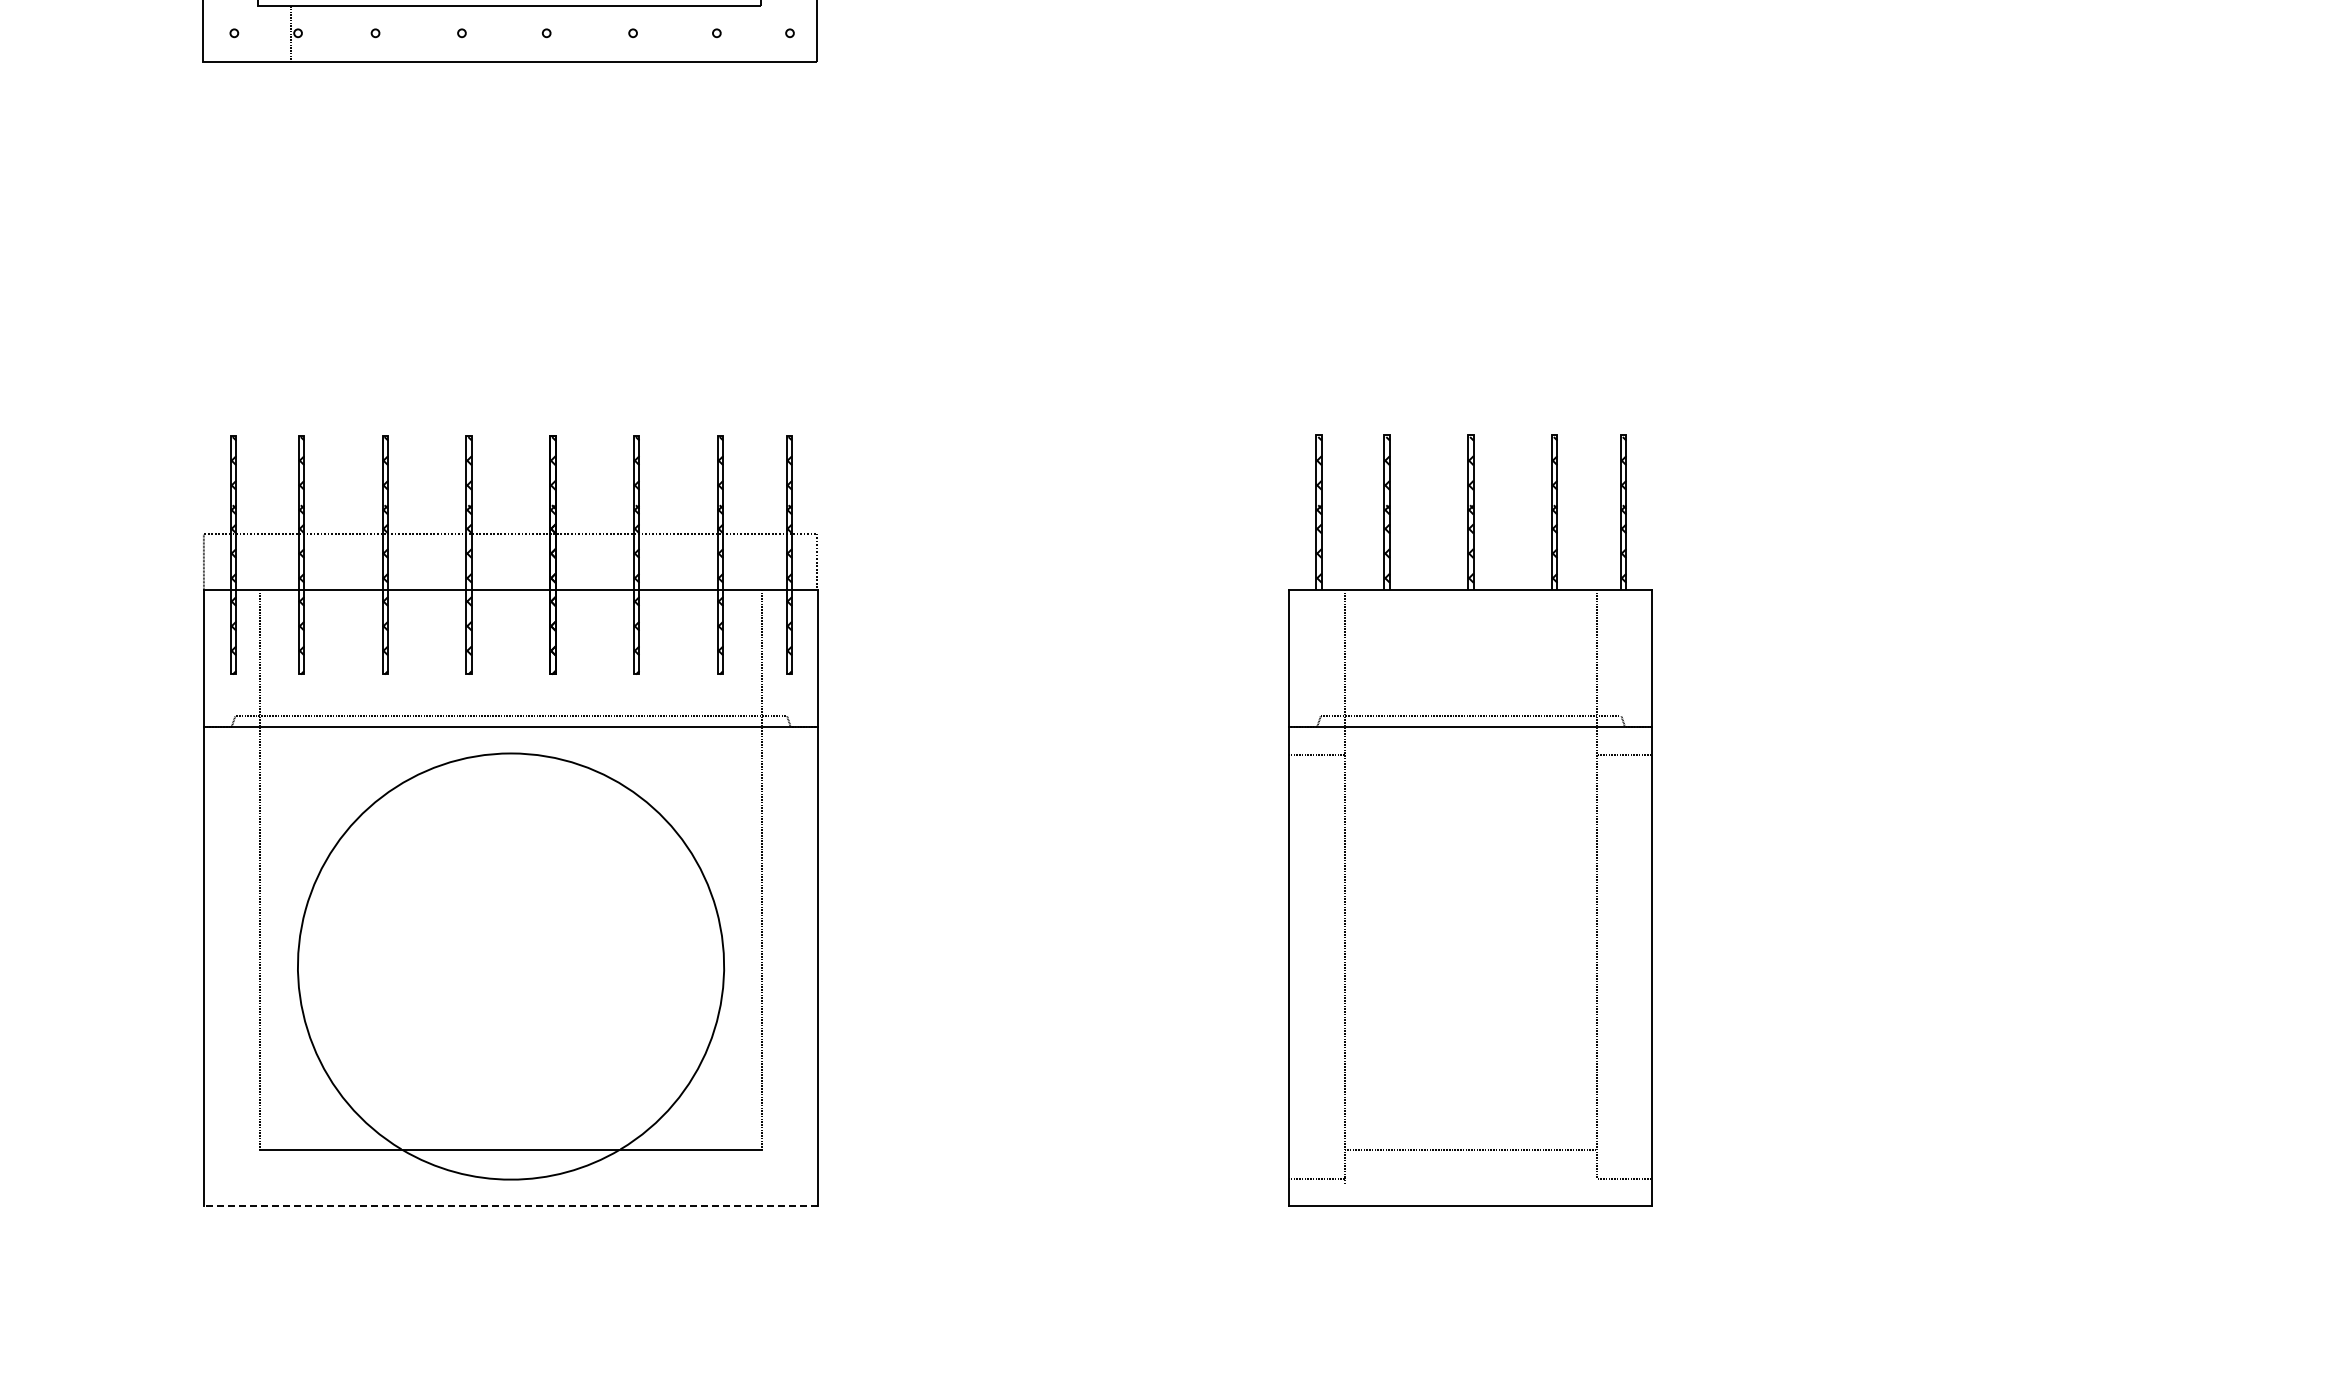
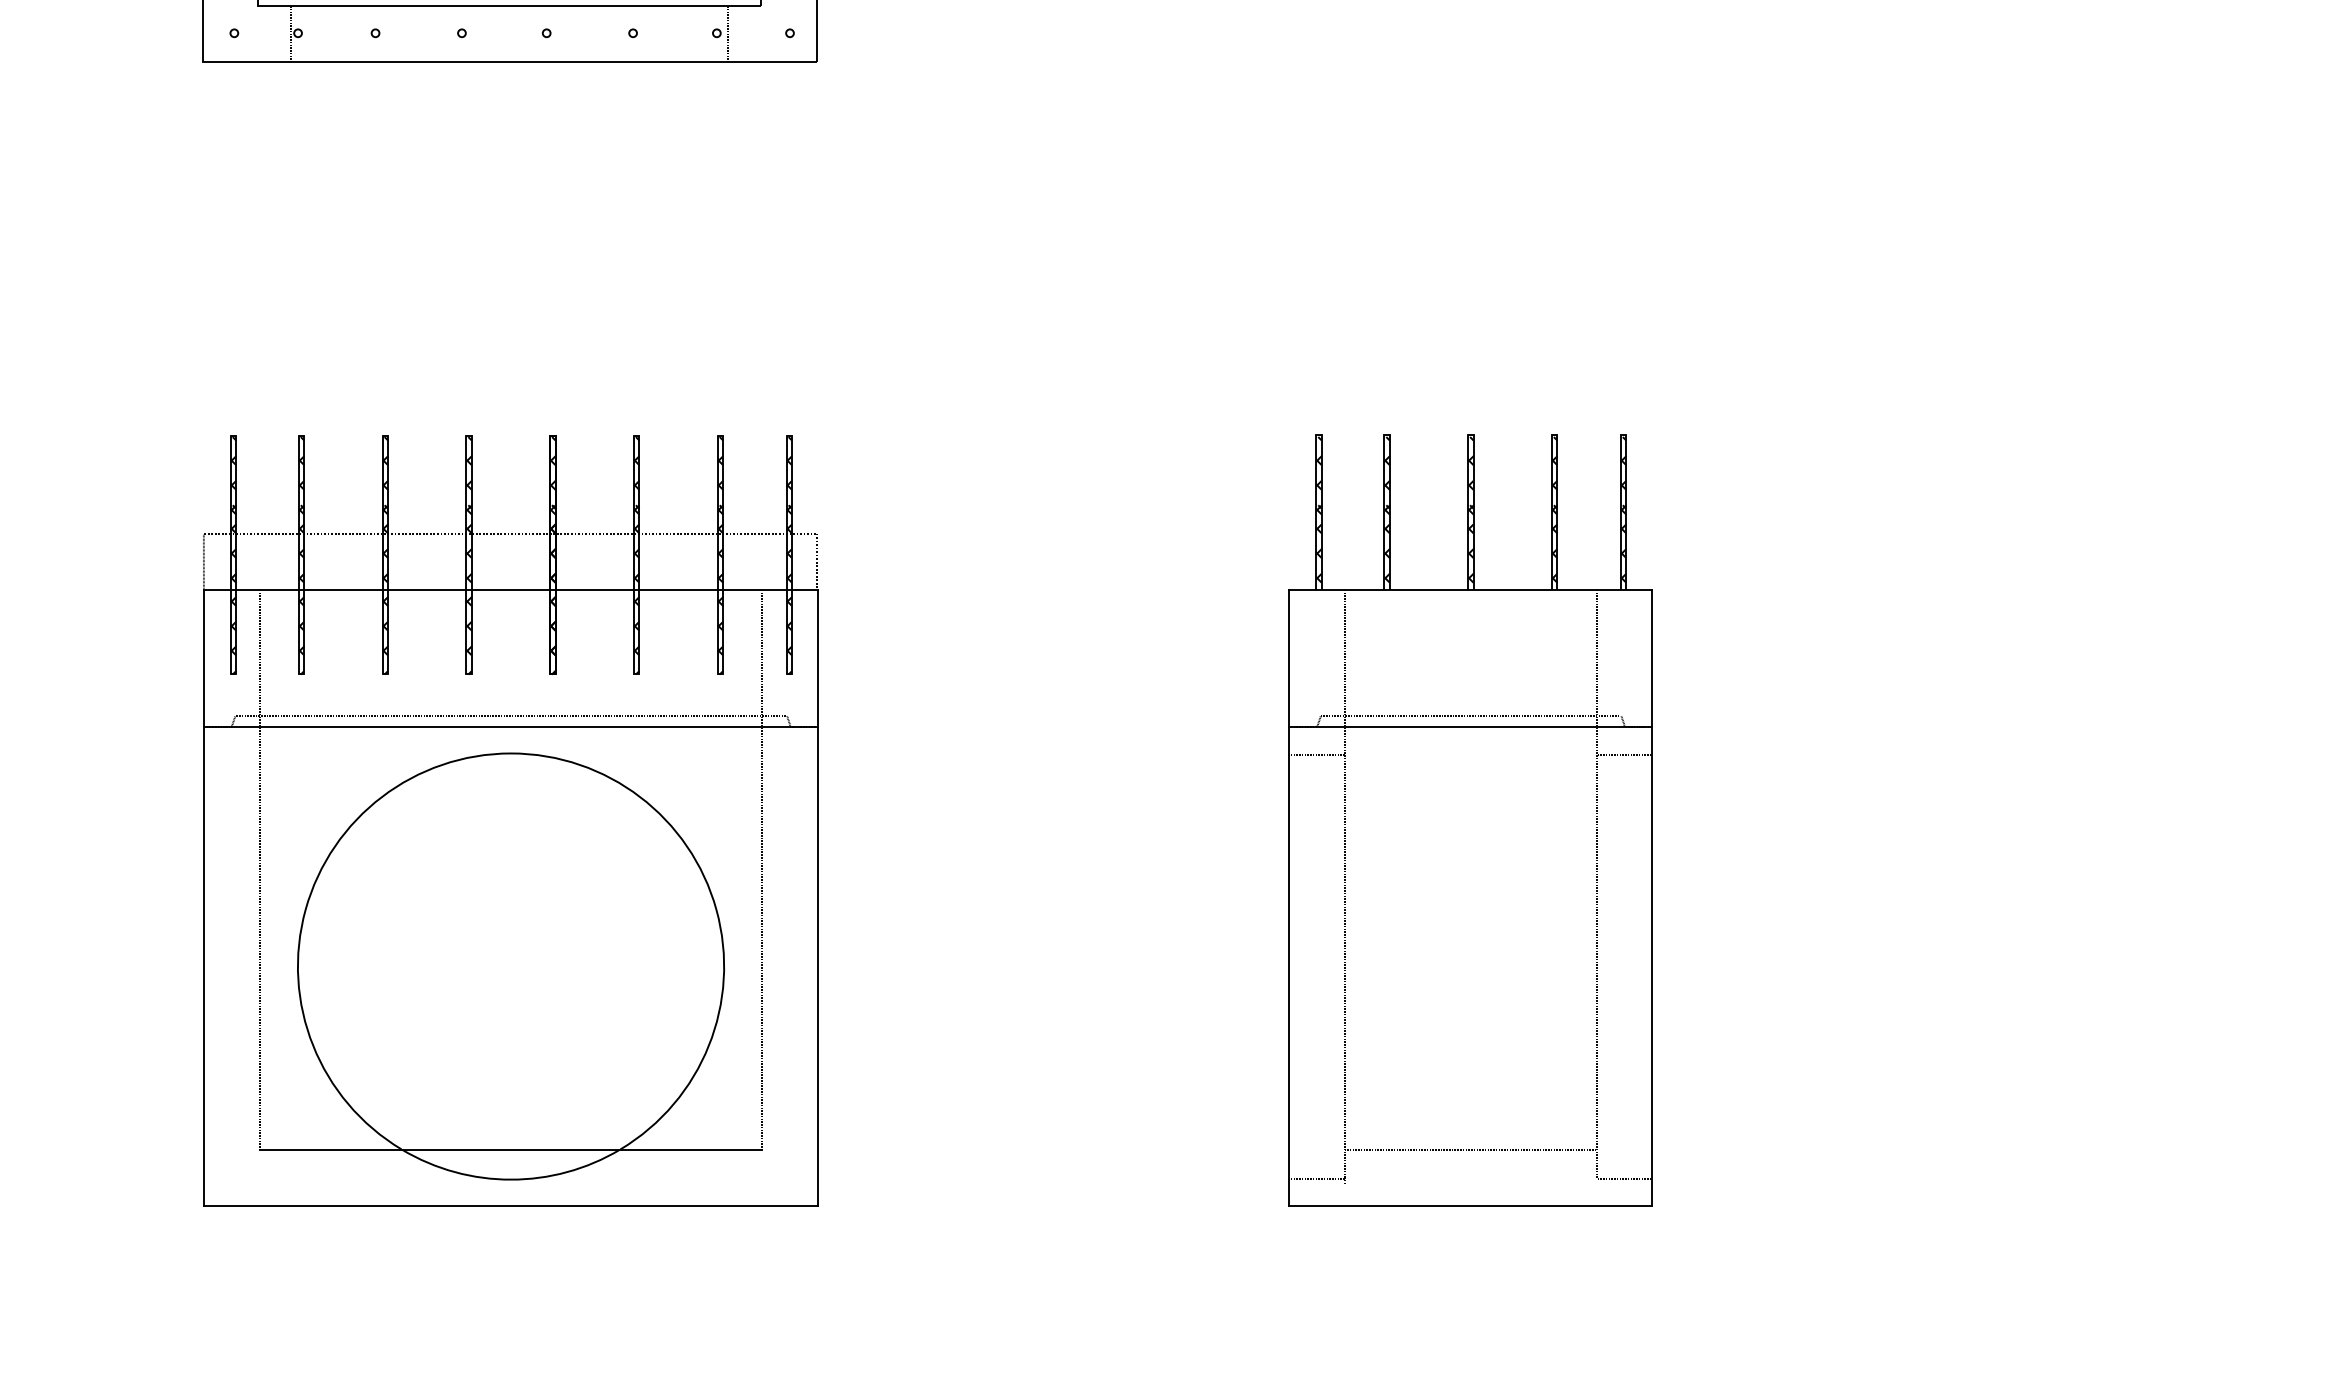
line: none -> present (728, 33)
line: dashed -> solid (510, 1205)
